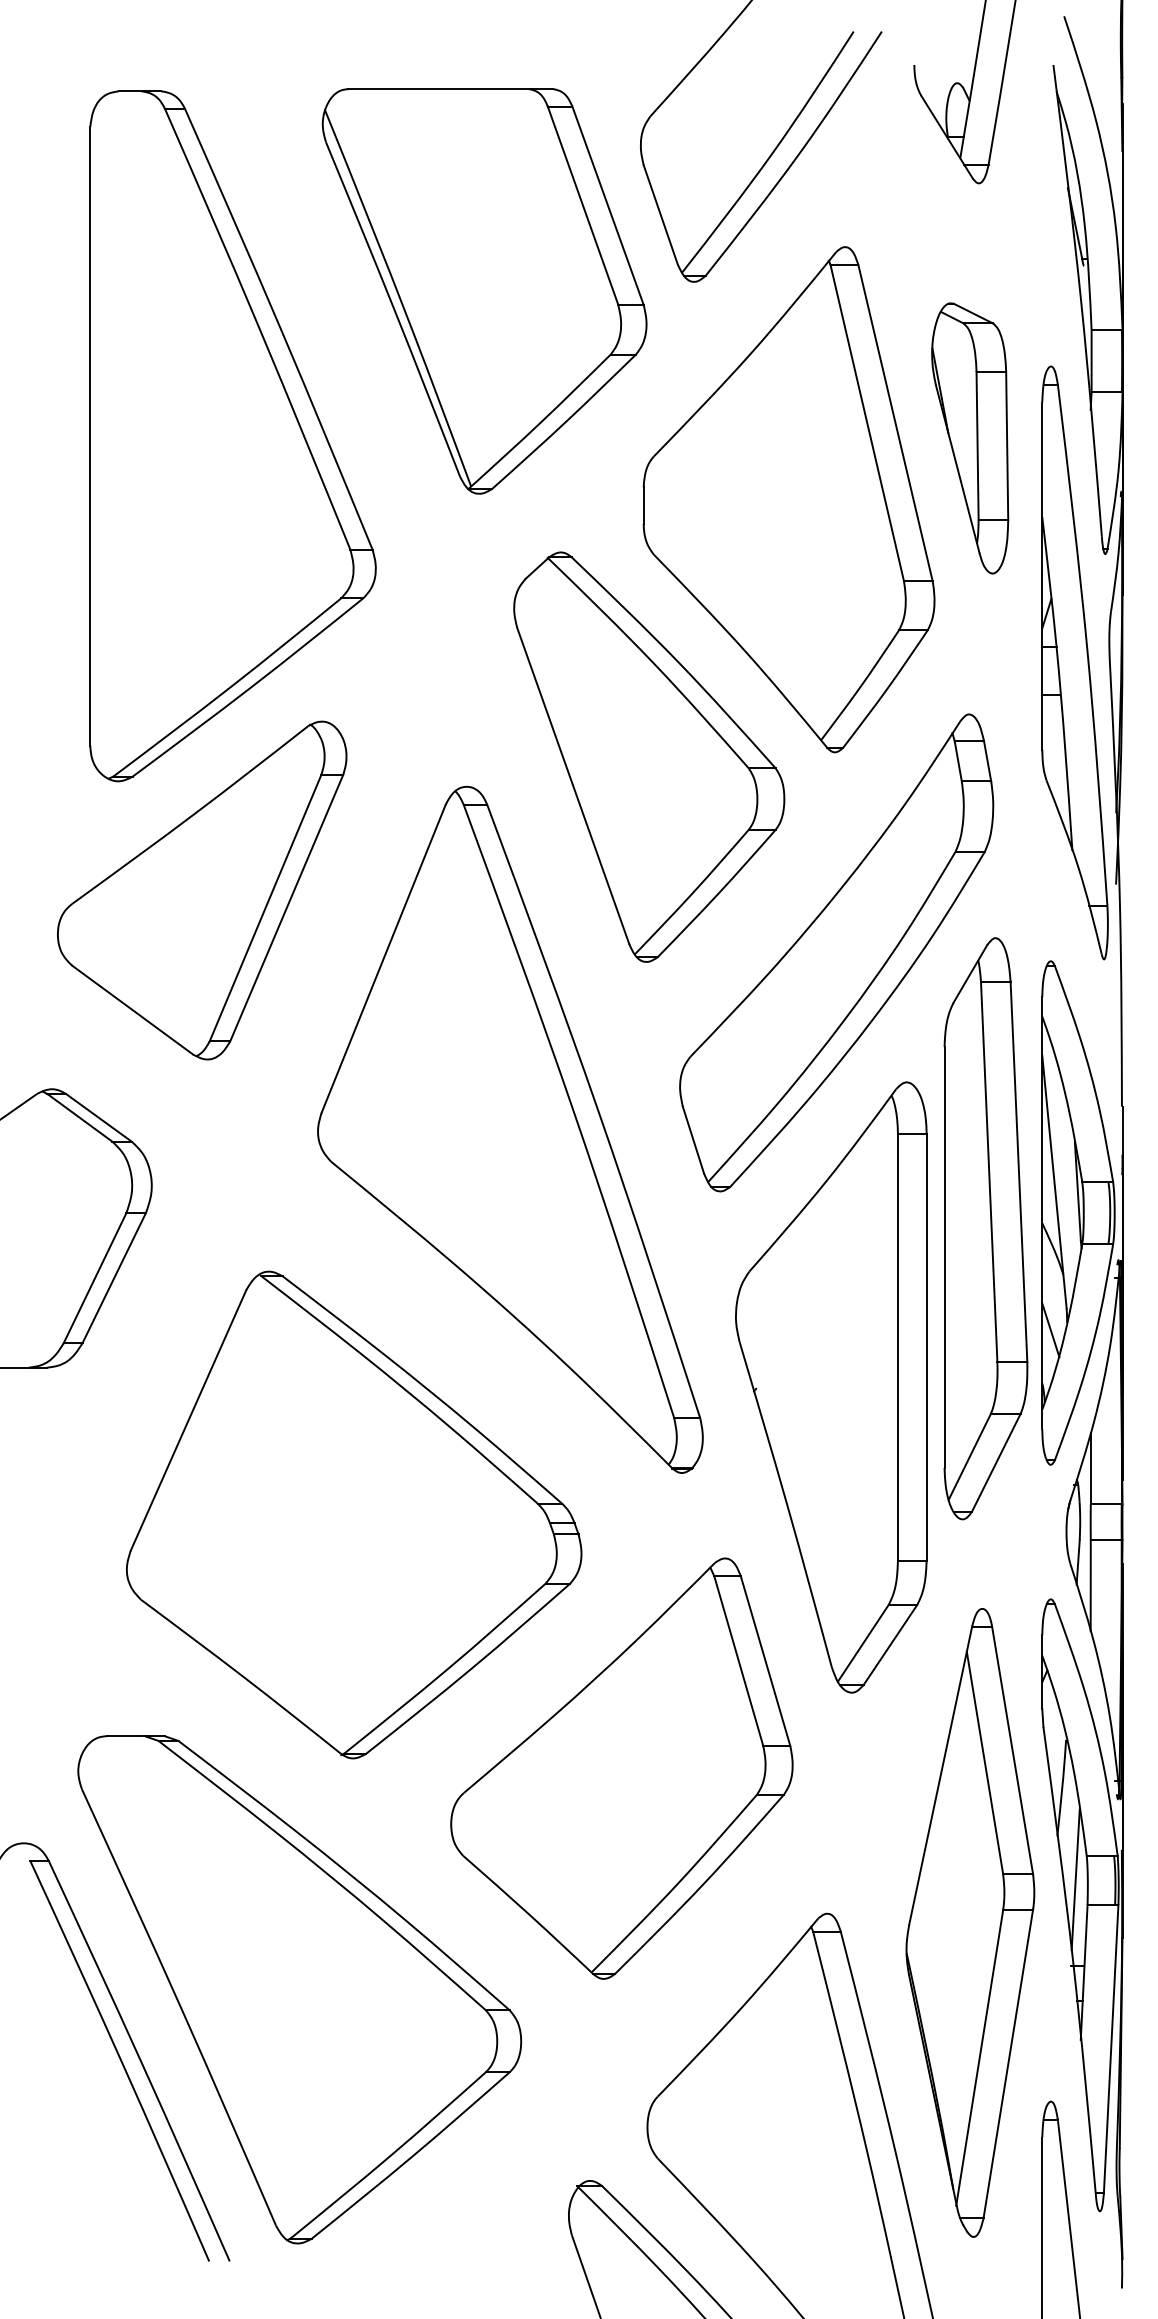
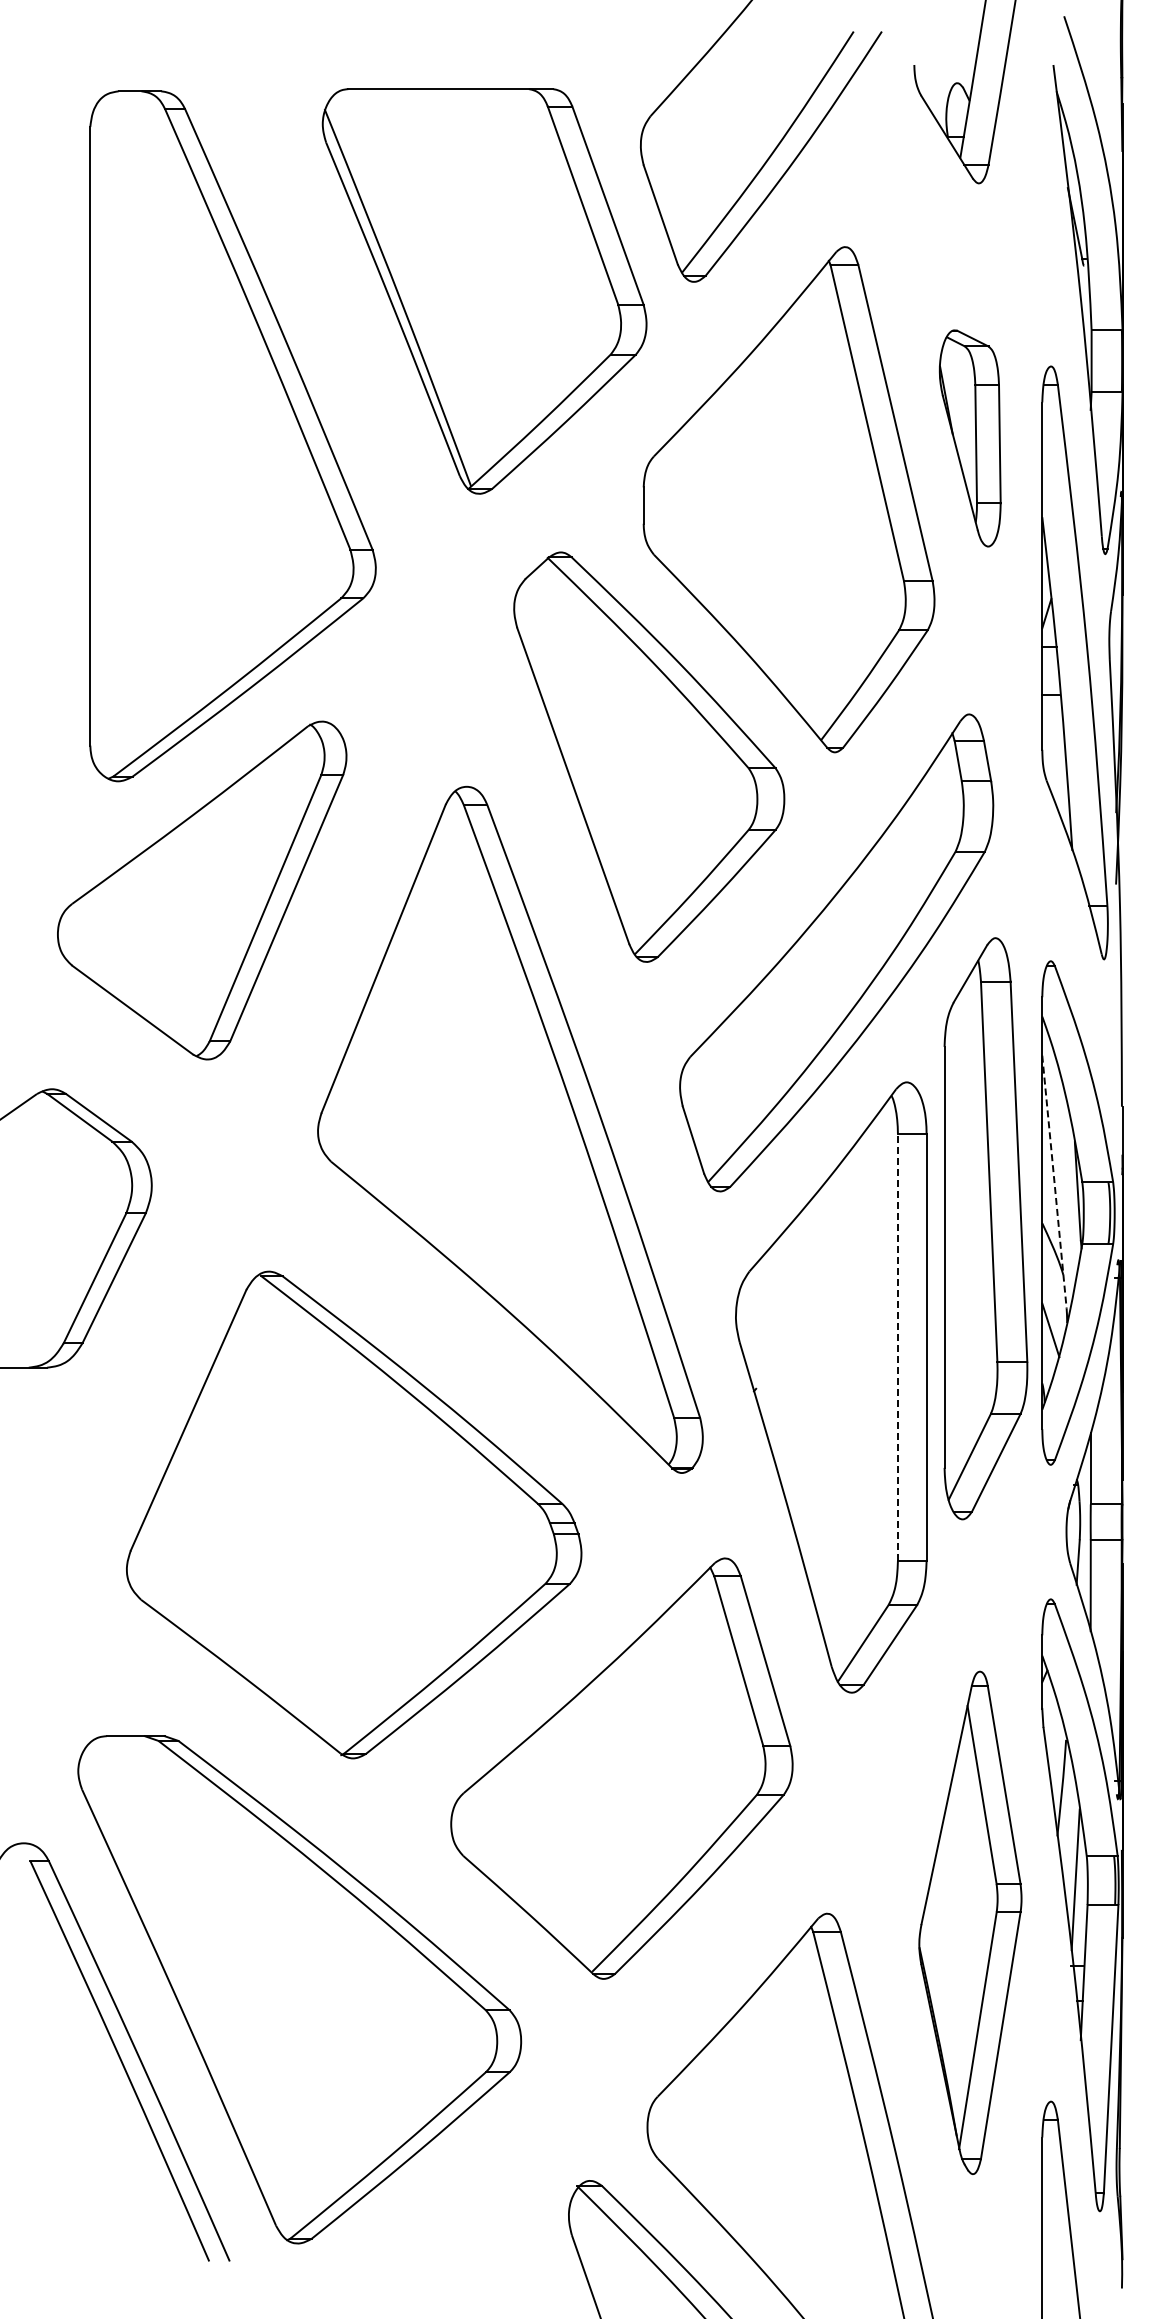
part size: 79x273 px -> 64x219 px (969, 438)
line: solid -> dashed (1054, 1182)
line: solid -> dashed (897, 1347)
part size: 131x630 px -> 105x505 px (970, 1922)
